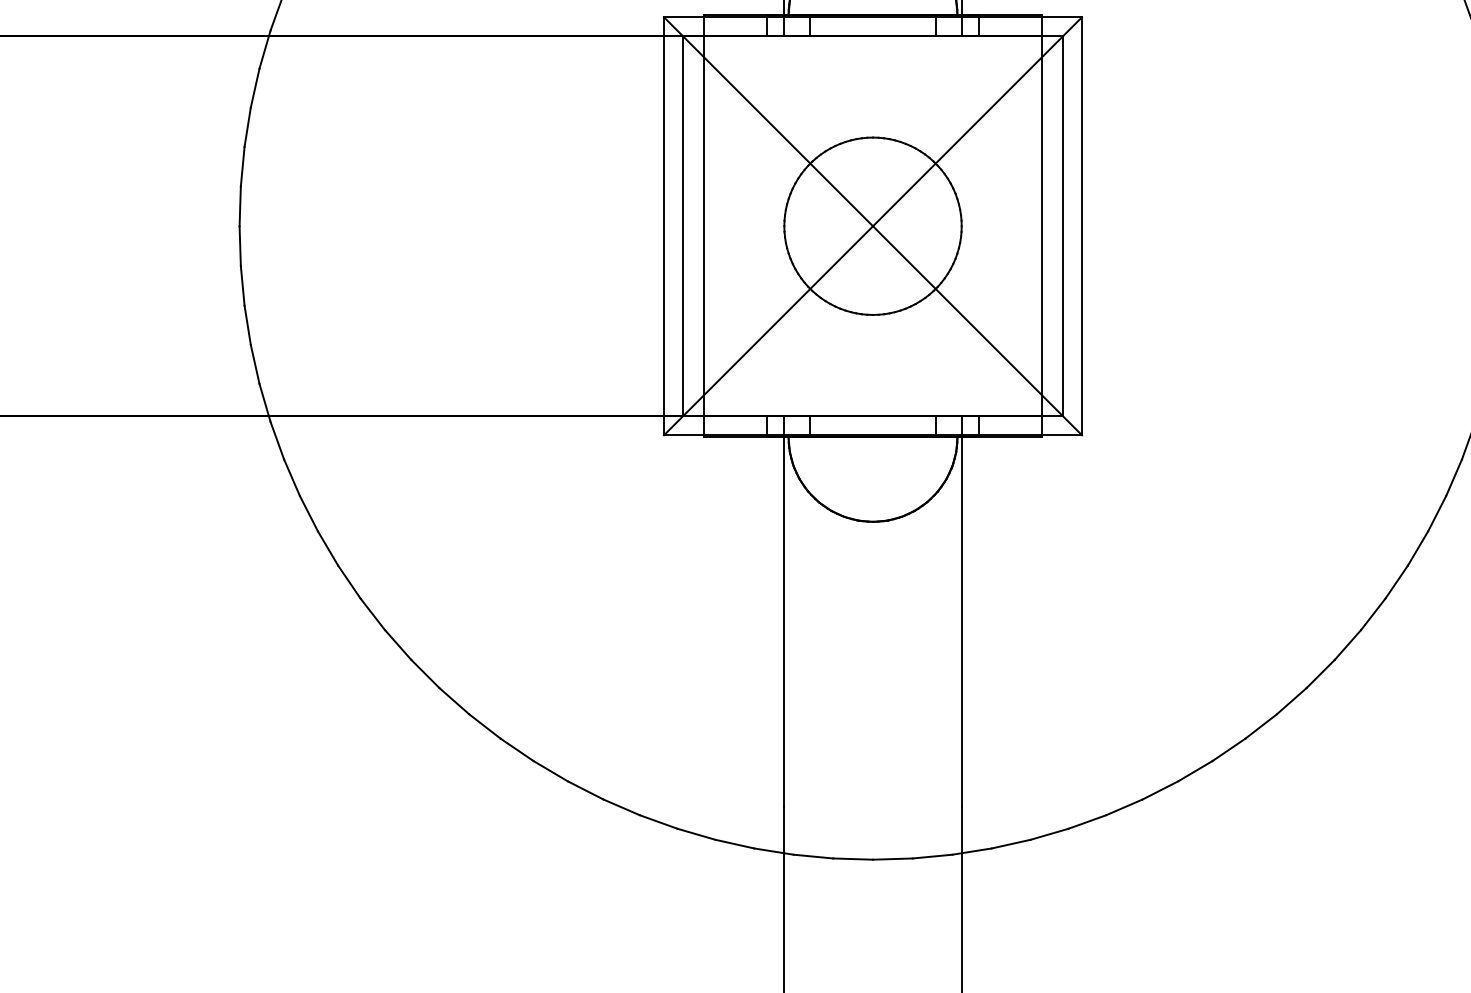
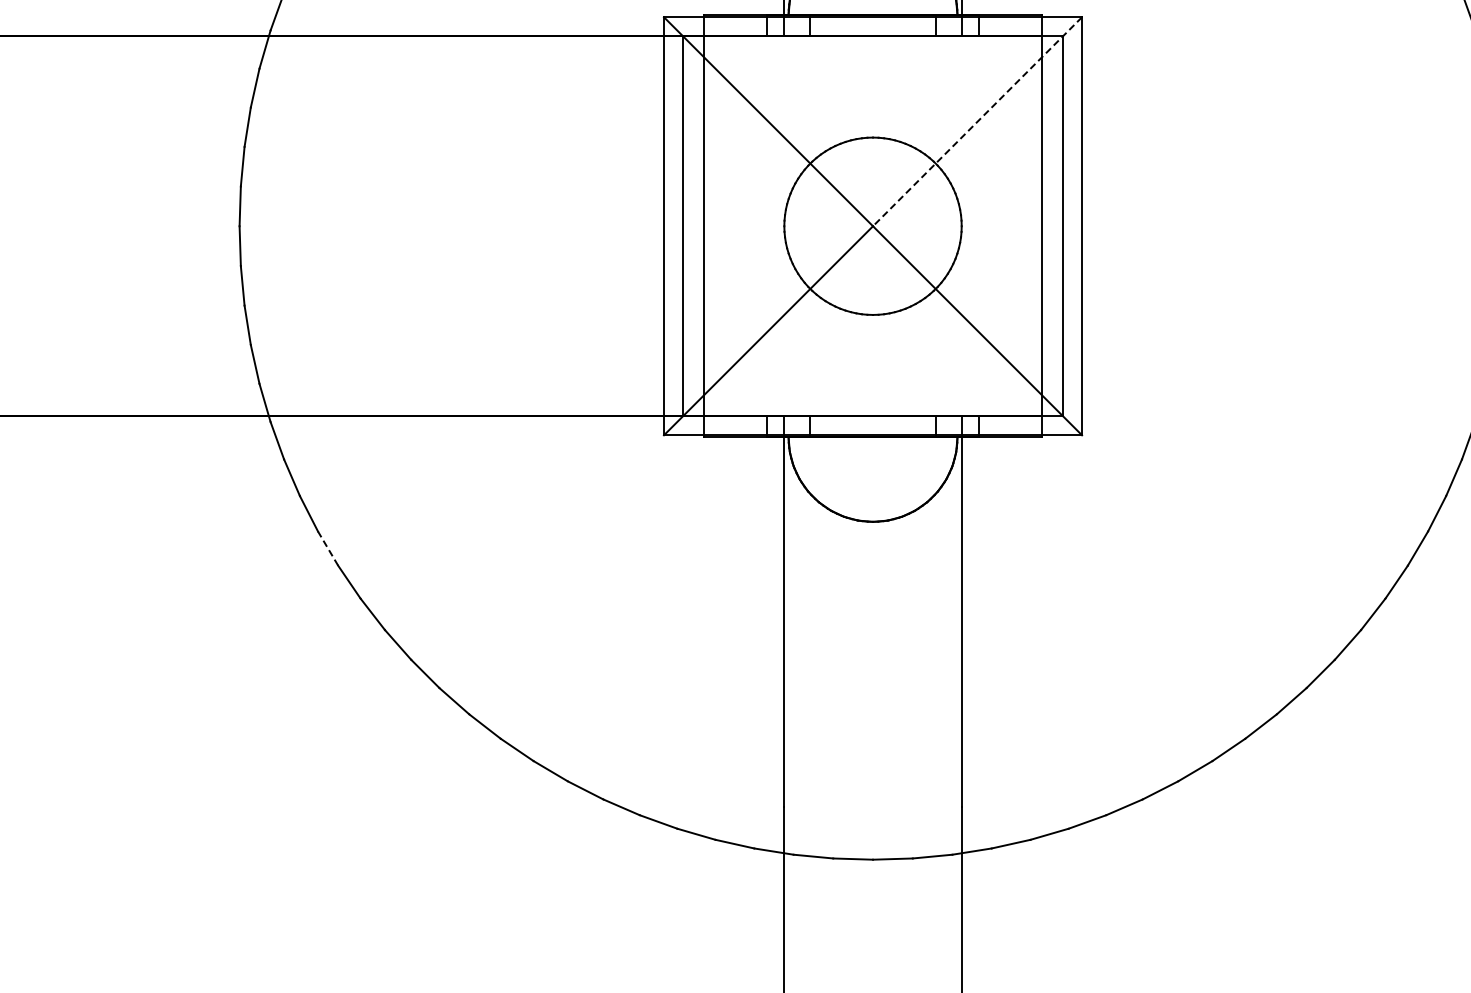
line: solid -> dashed (977, 121)
line: solid -> dashed (328, 548)
